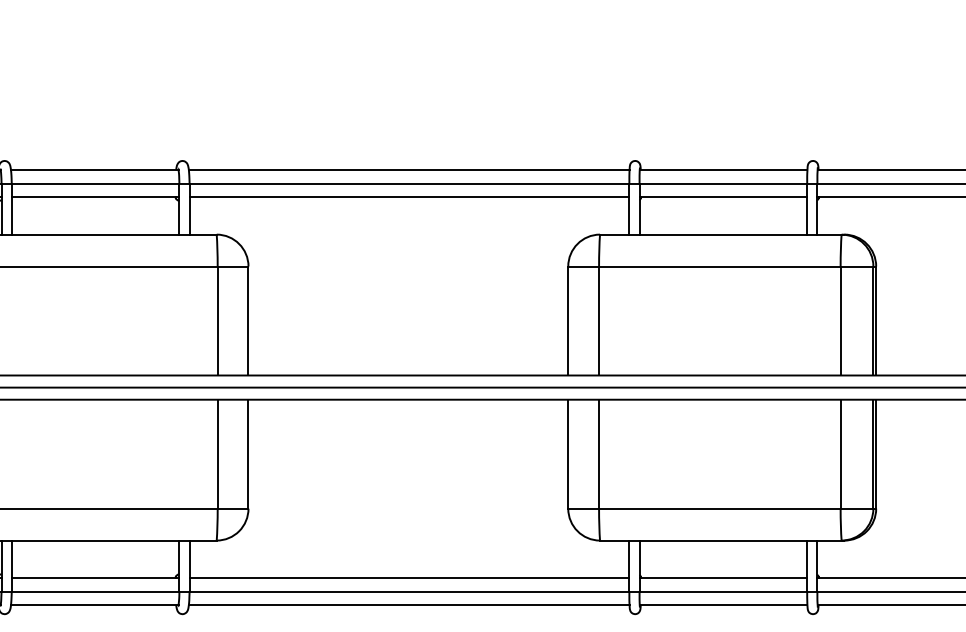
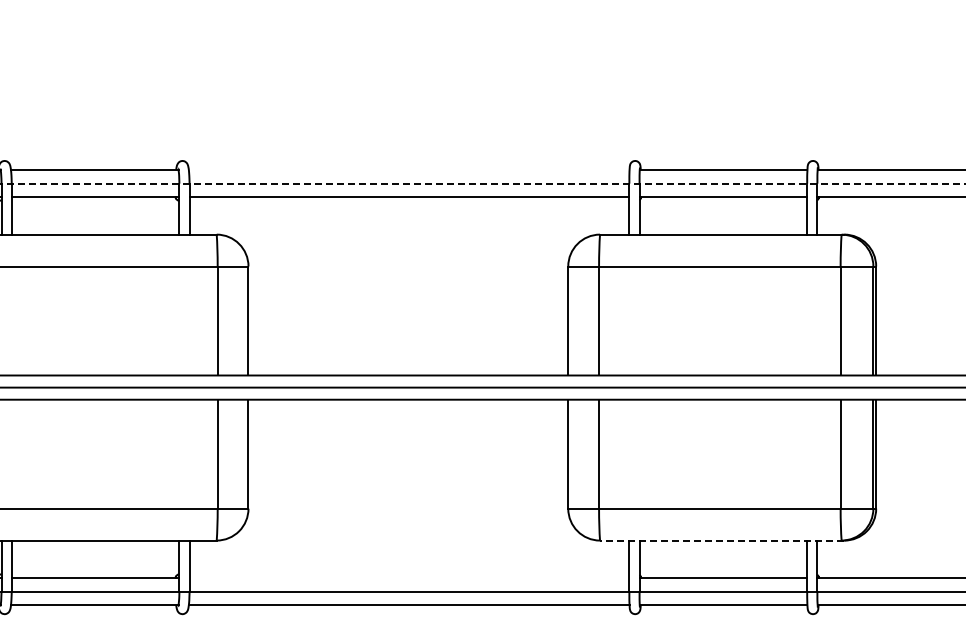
line: present -> none (408, 170)
line: solid -> dashed (482, 183)
line: solid -> dashed (721, 540)
line: present -> none (409, 578)
